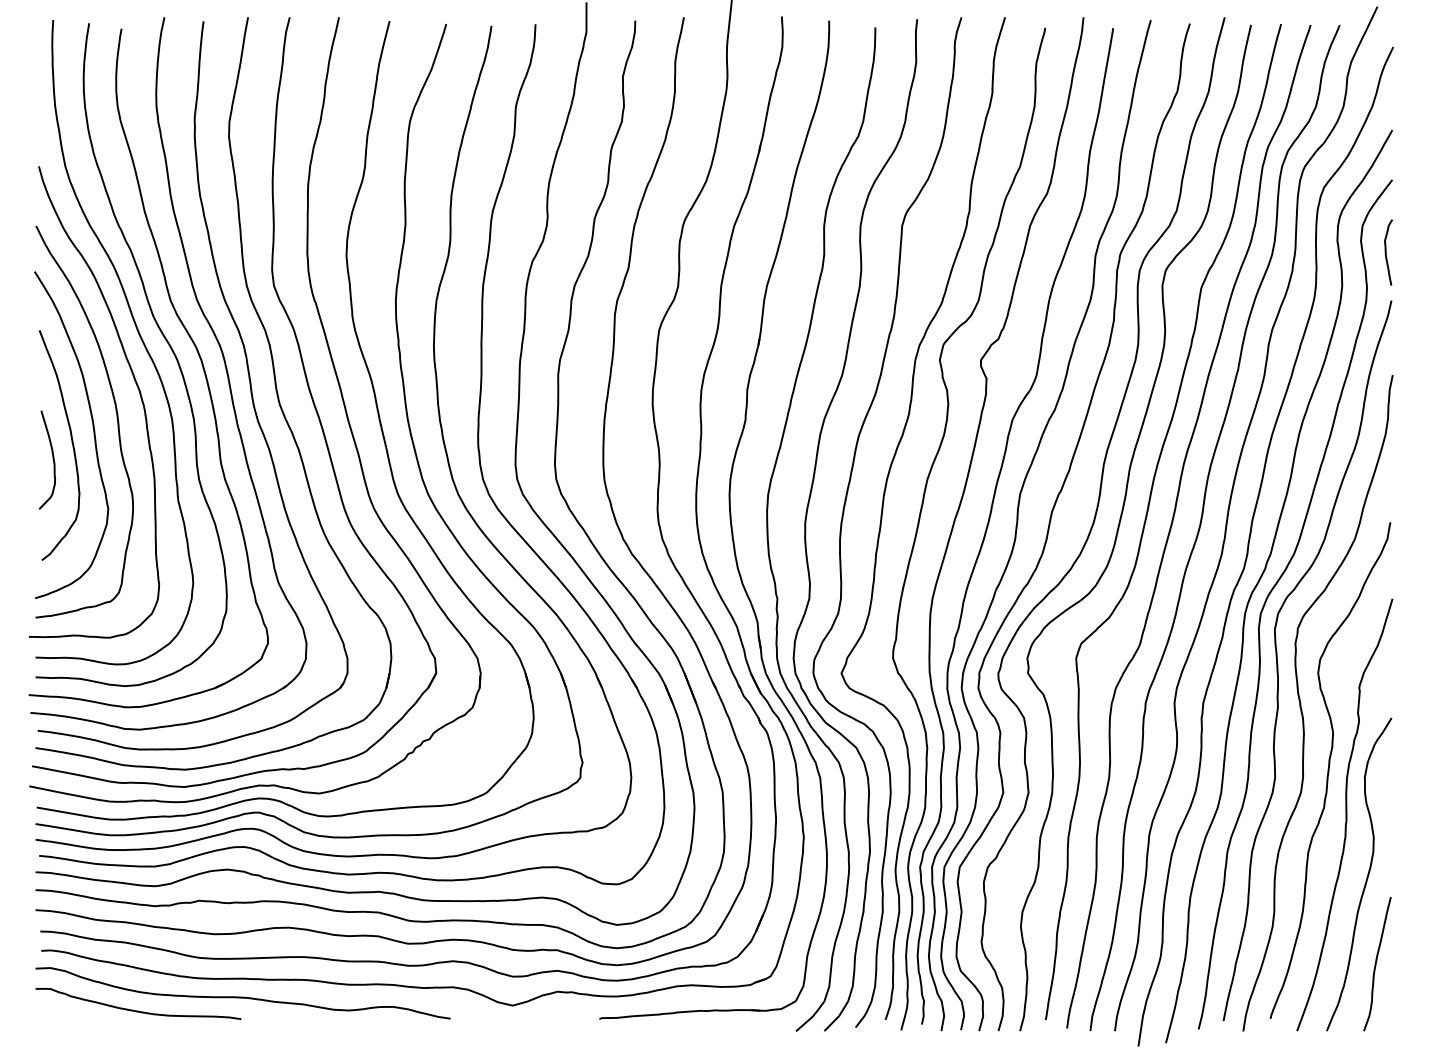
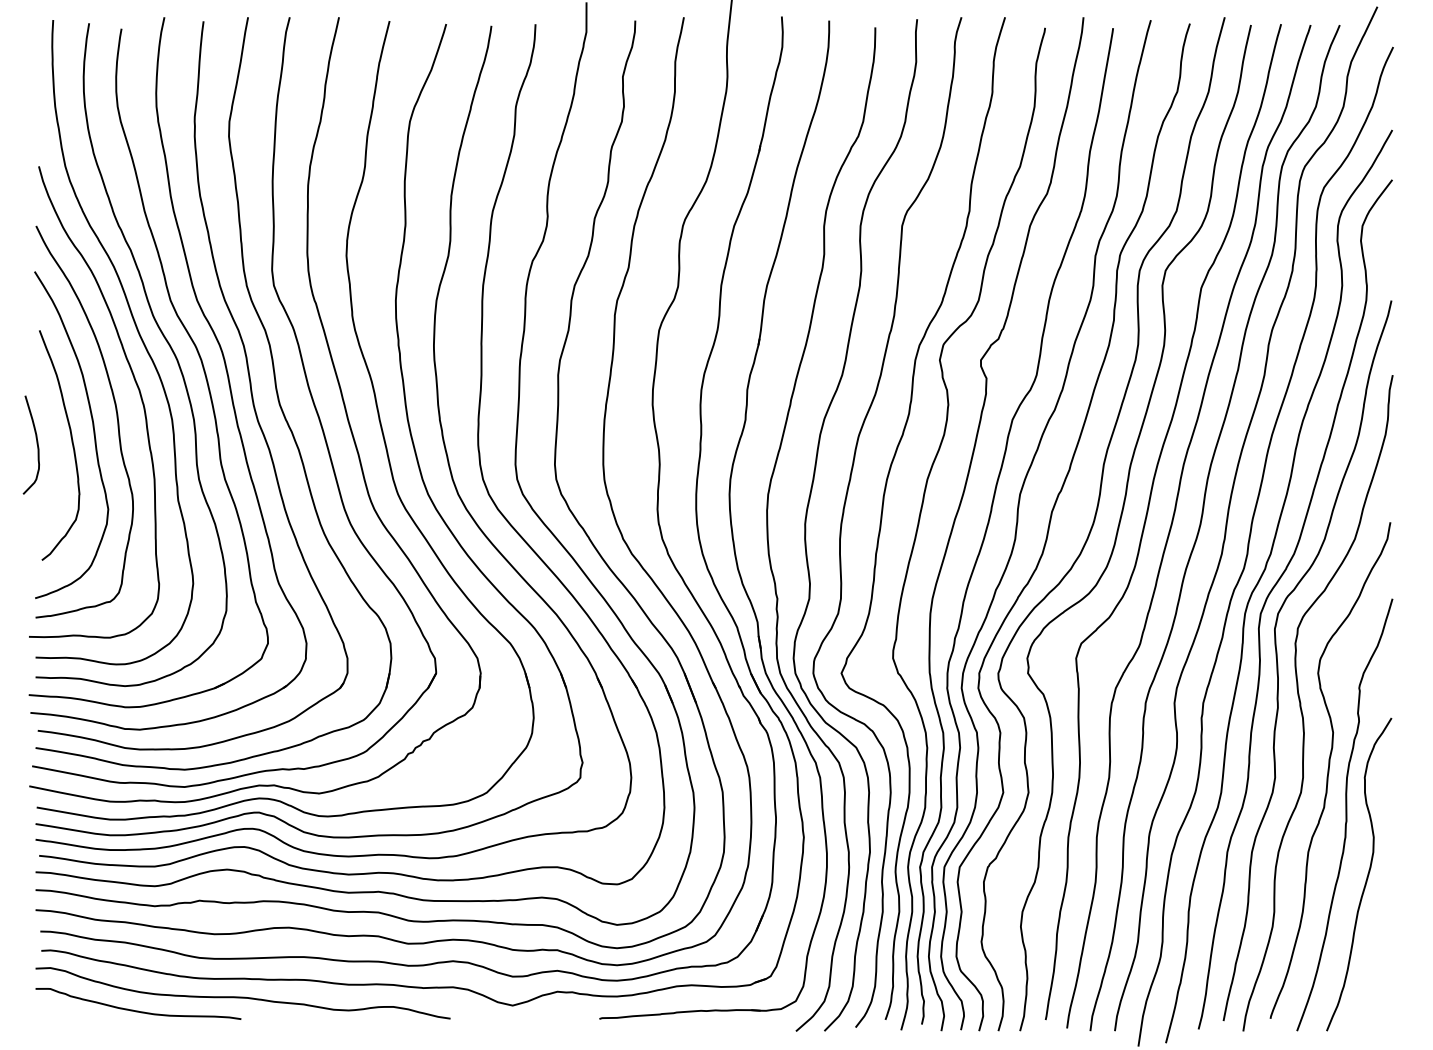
curve: present -> none (1386, 252)
curve position: (52, 459) -> (36, 444) (36, 444)
curve: present -> none (1376, 963)
